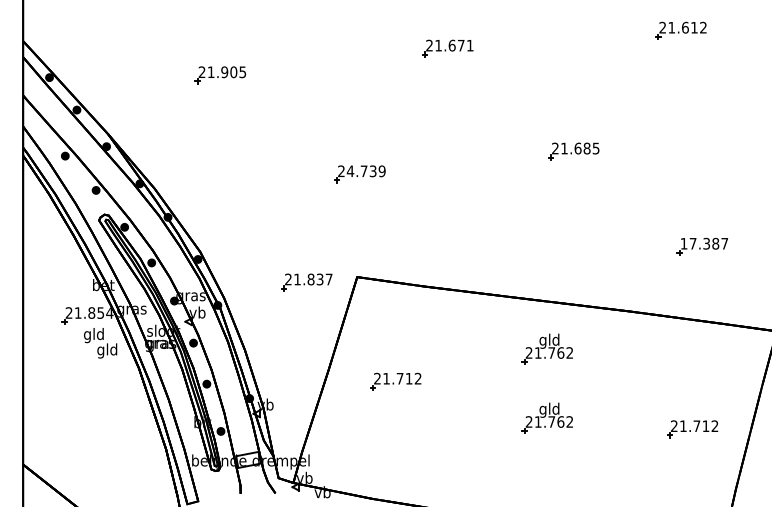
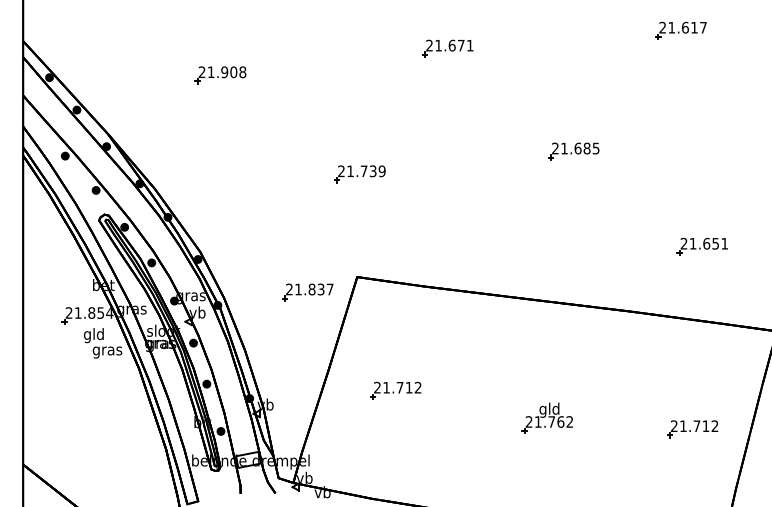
text: 21.612 -> 21.617 (703, 27)
text: 21.905 -> 21.908 (242, 72)
text: 24.739 -> 21.739 (350, 171)
text: 17.387 -> 21.651 (704, 243)
part position: (306, 282) -> (307, 292) (307, 292)
part: present -> none (546, 348)
text: gld -> gras (107, 350)
part position: (395, 381) -> (395, 390) (395, 390)
